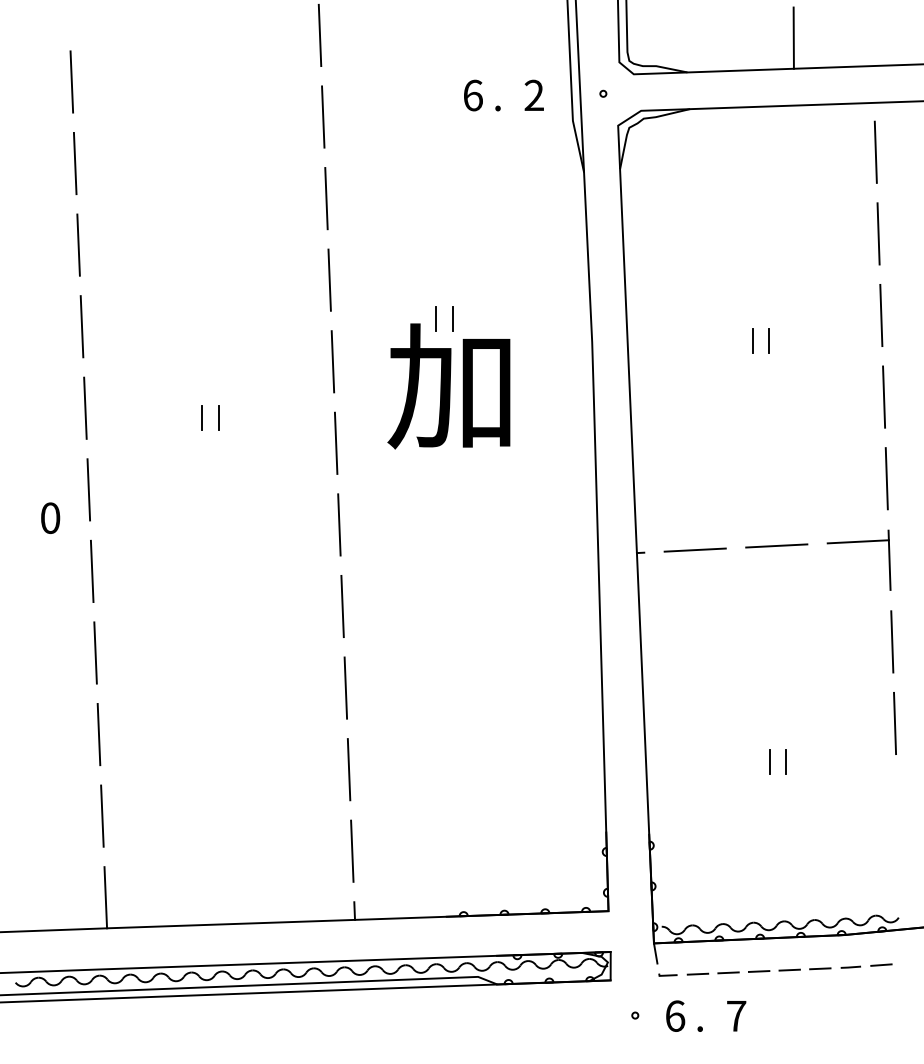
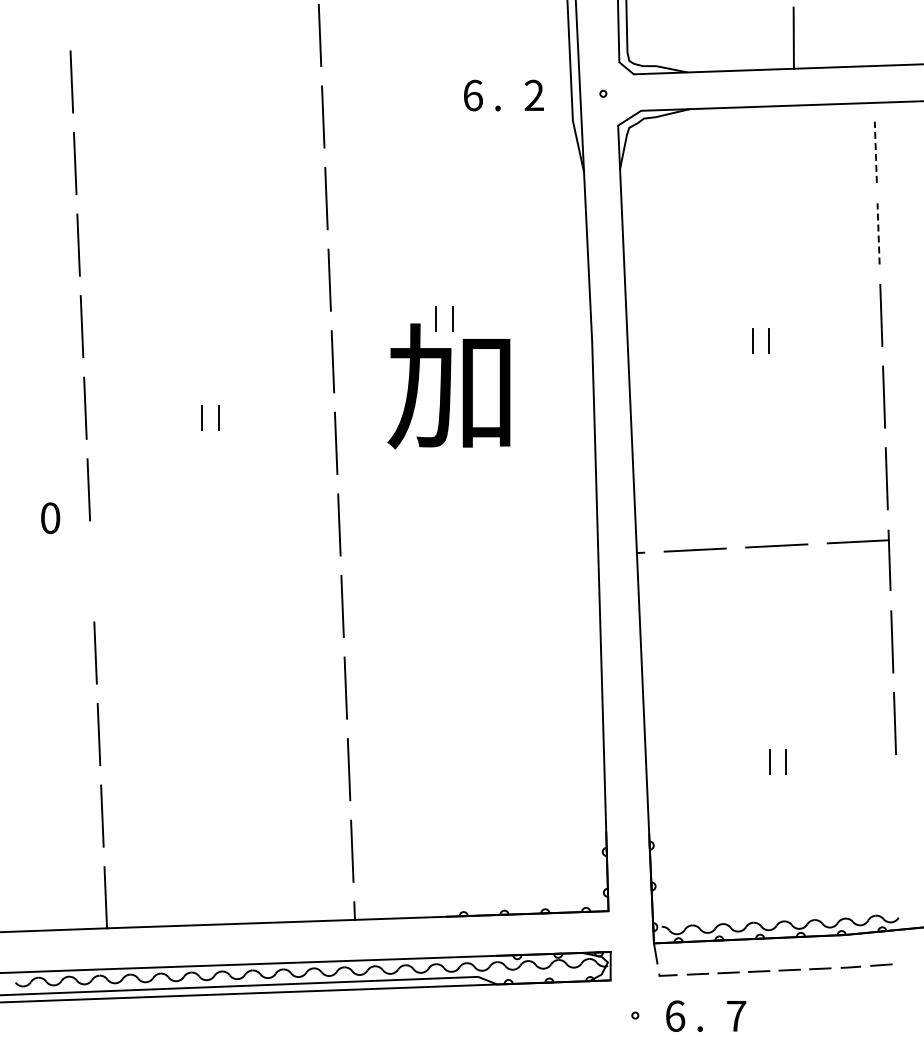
line: solid -> dashed (875, 152)
line: solid -> dashed (878, 233)
line: present -> none (91, 571)
